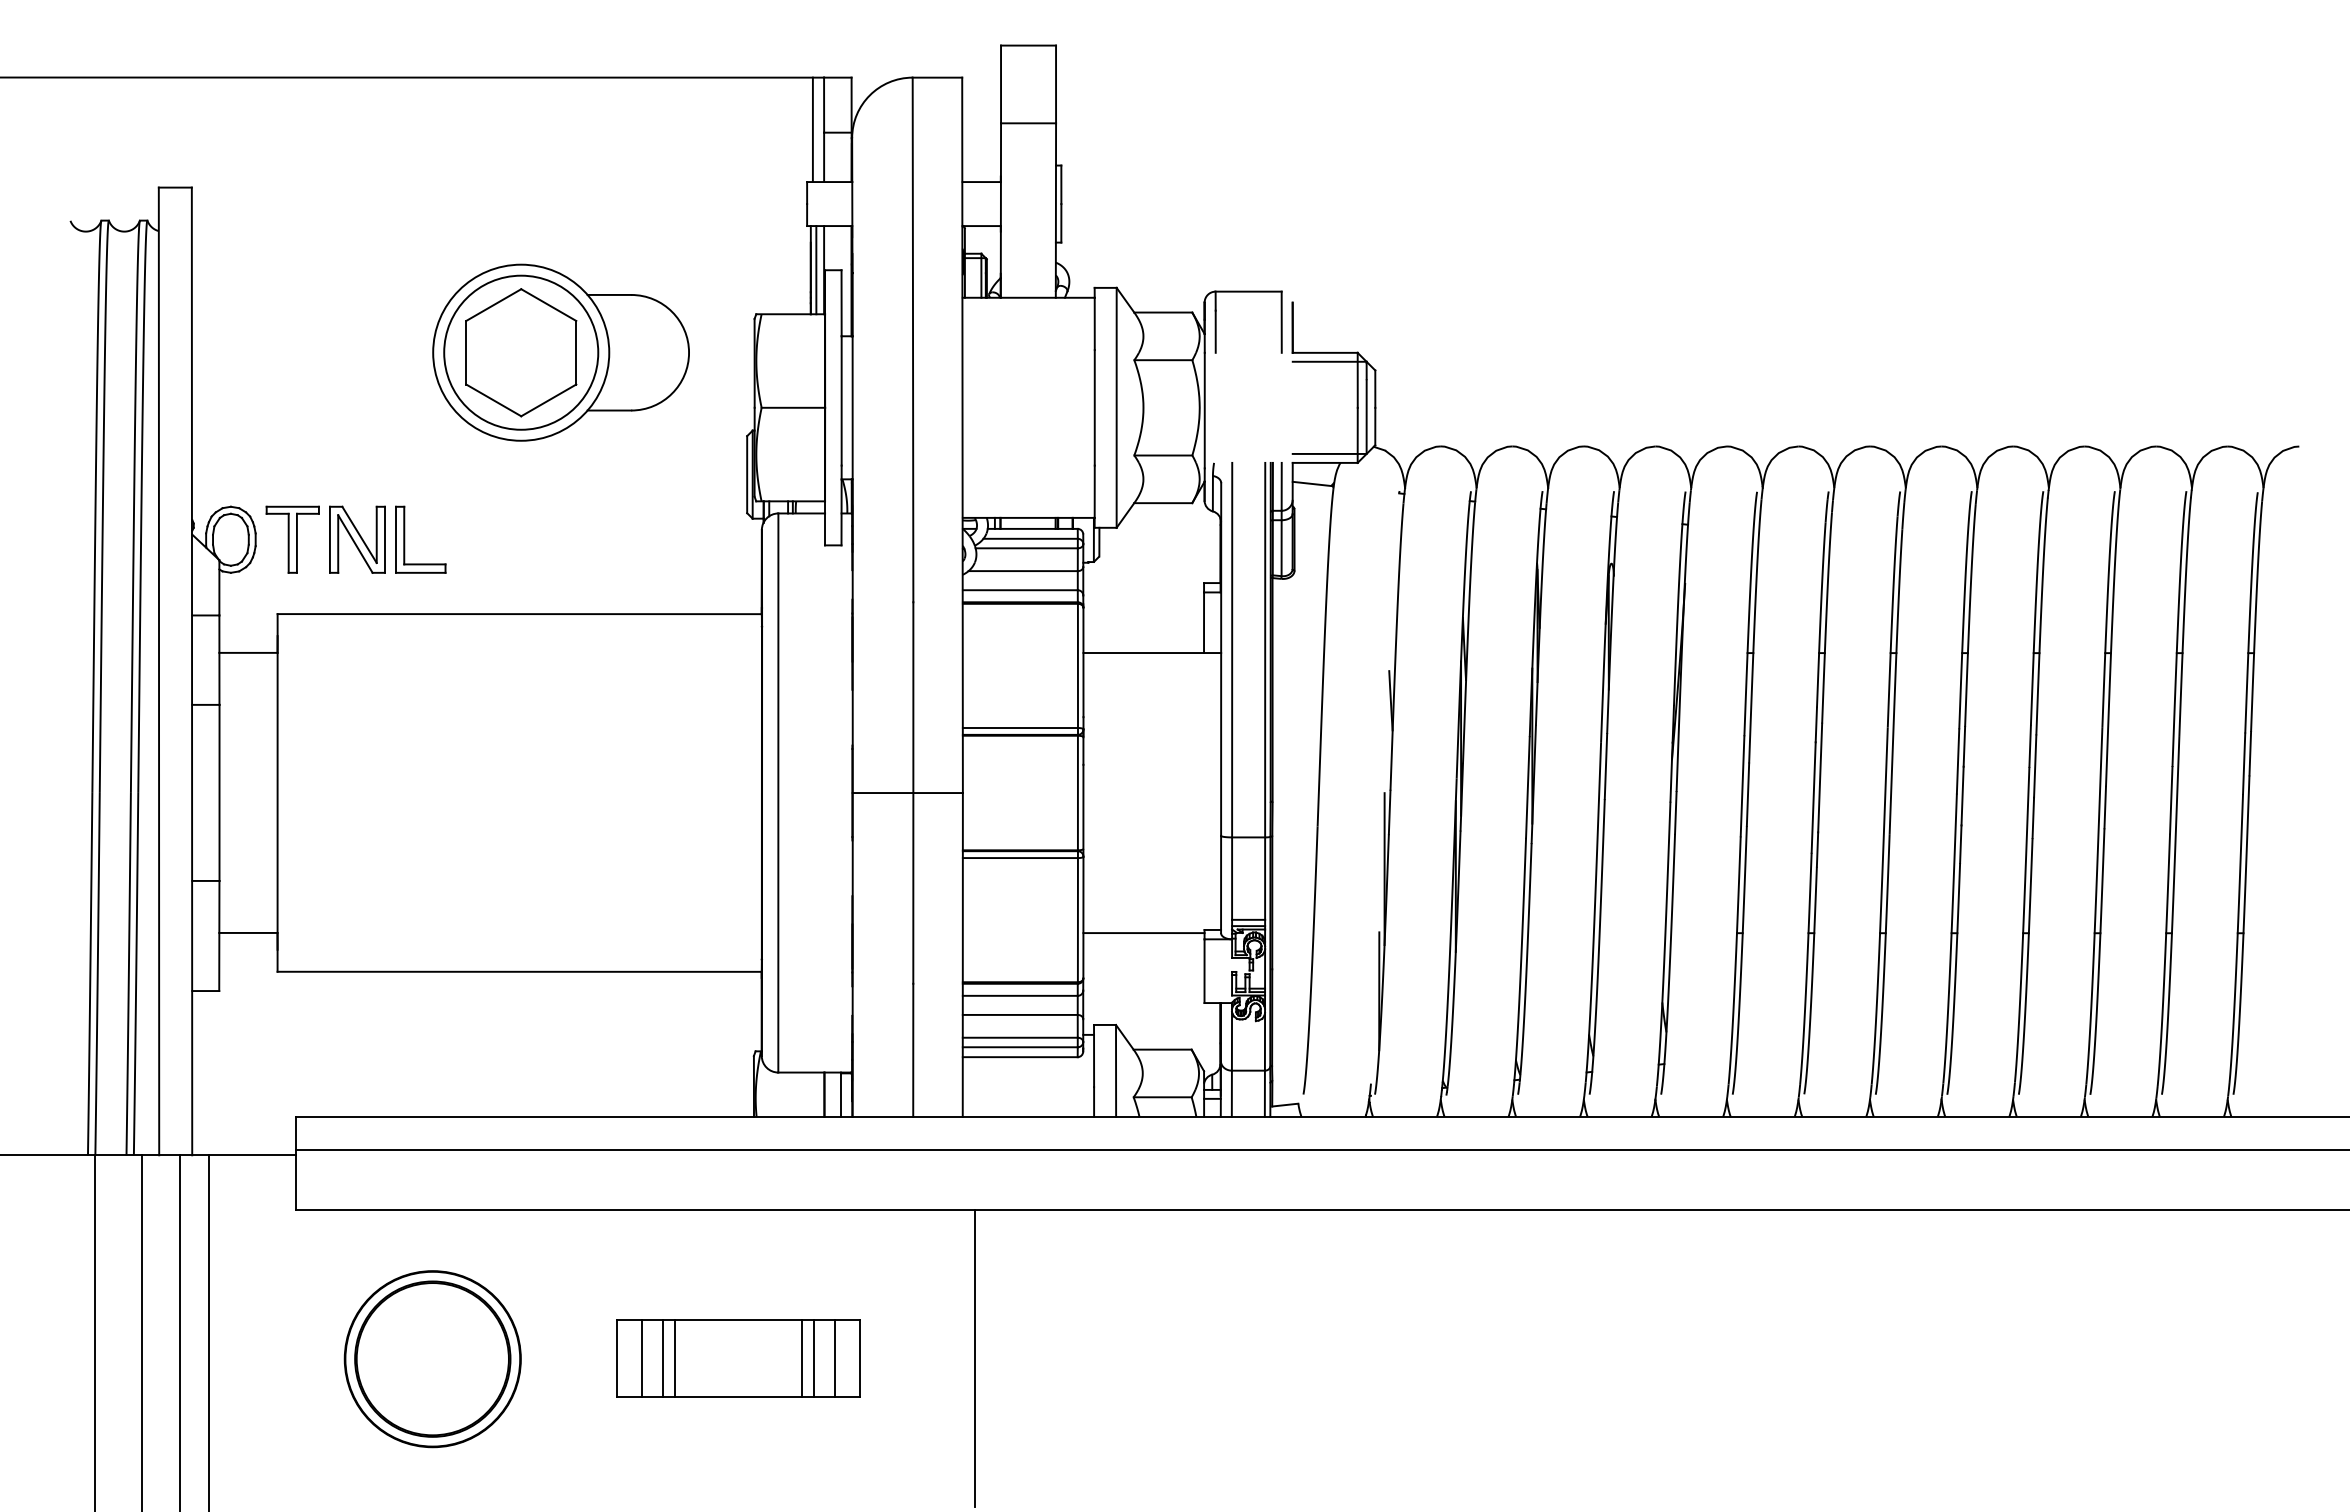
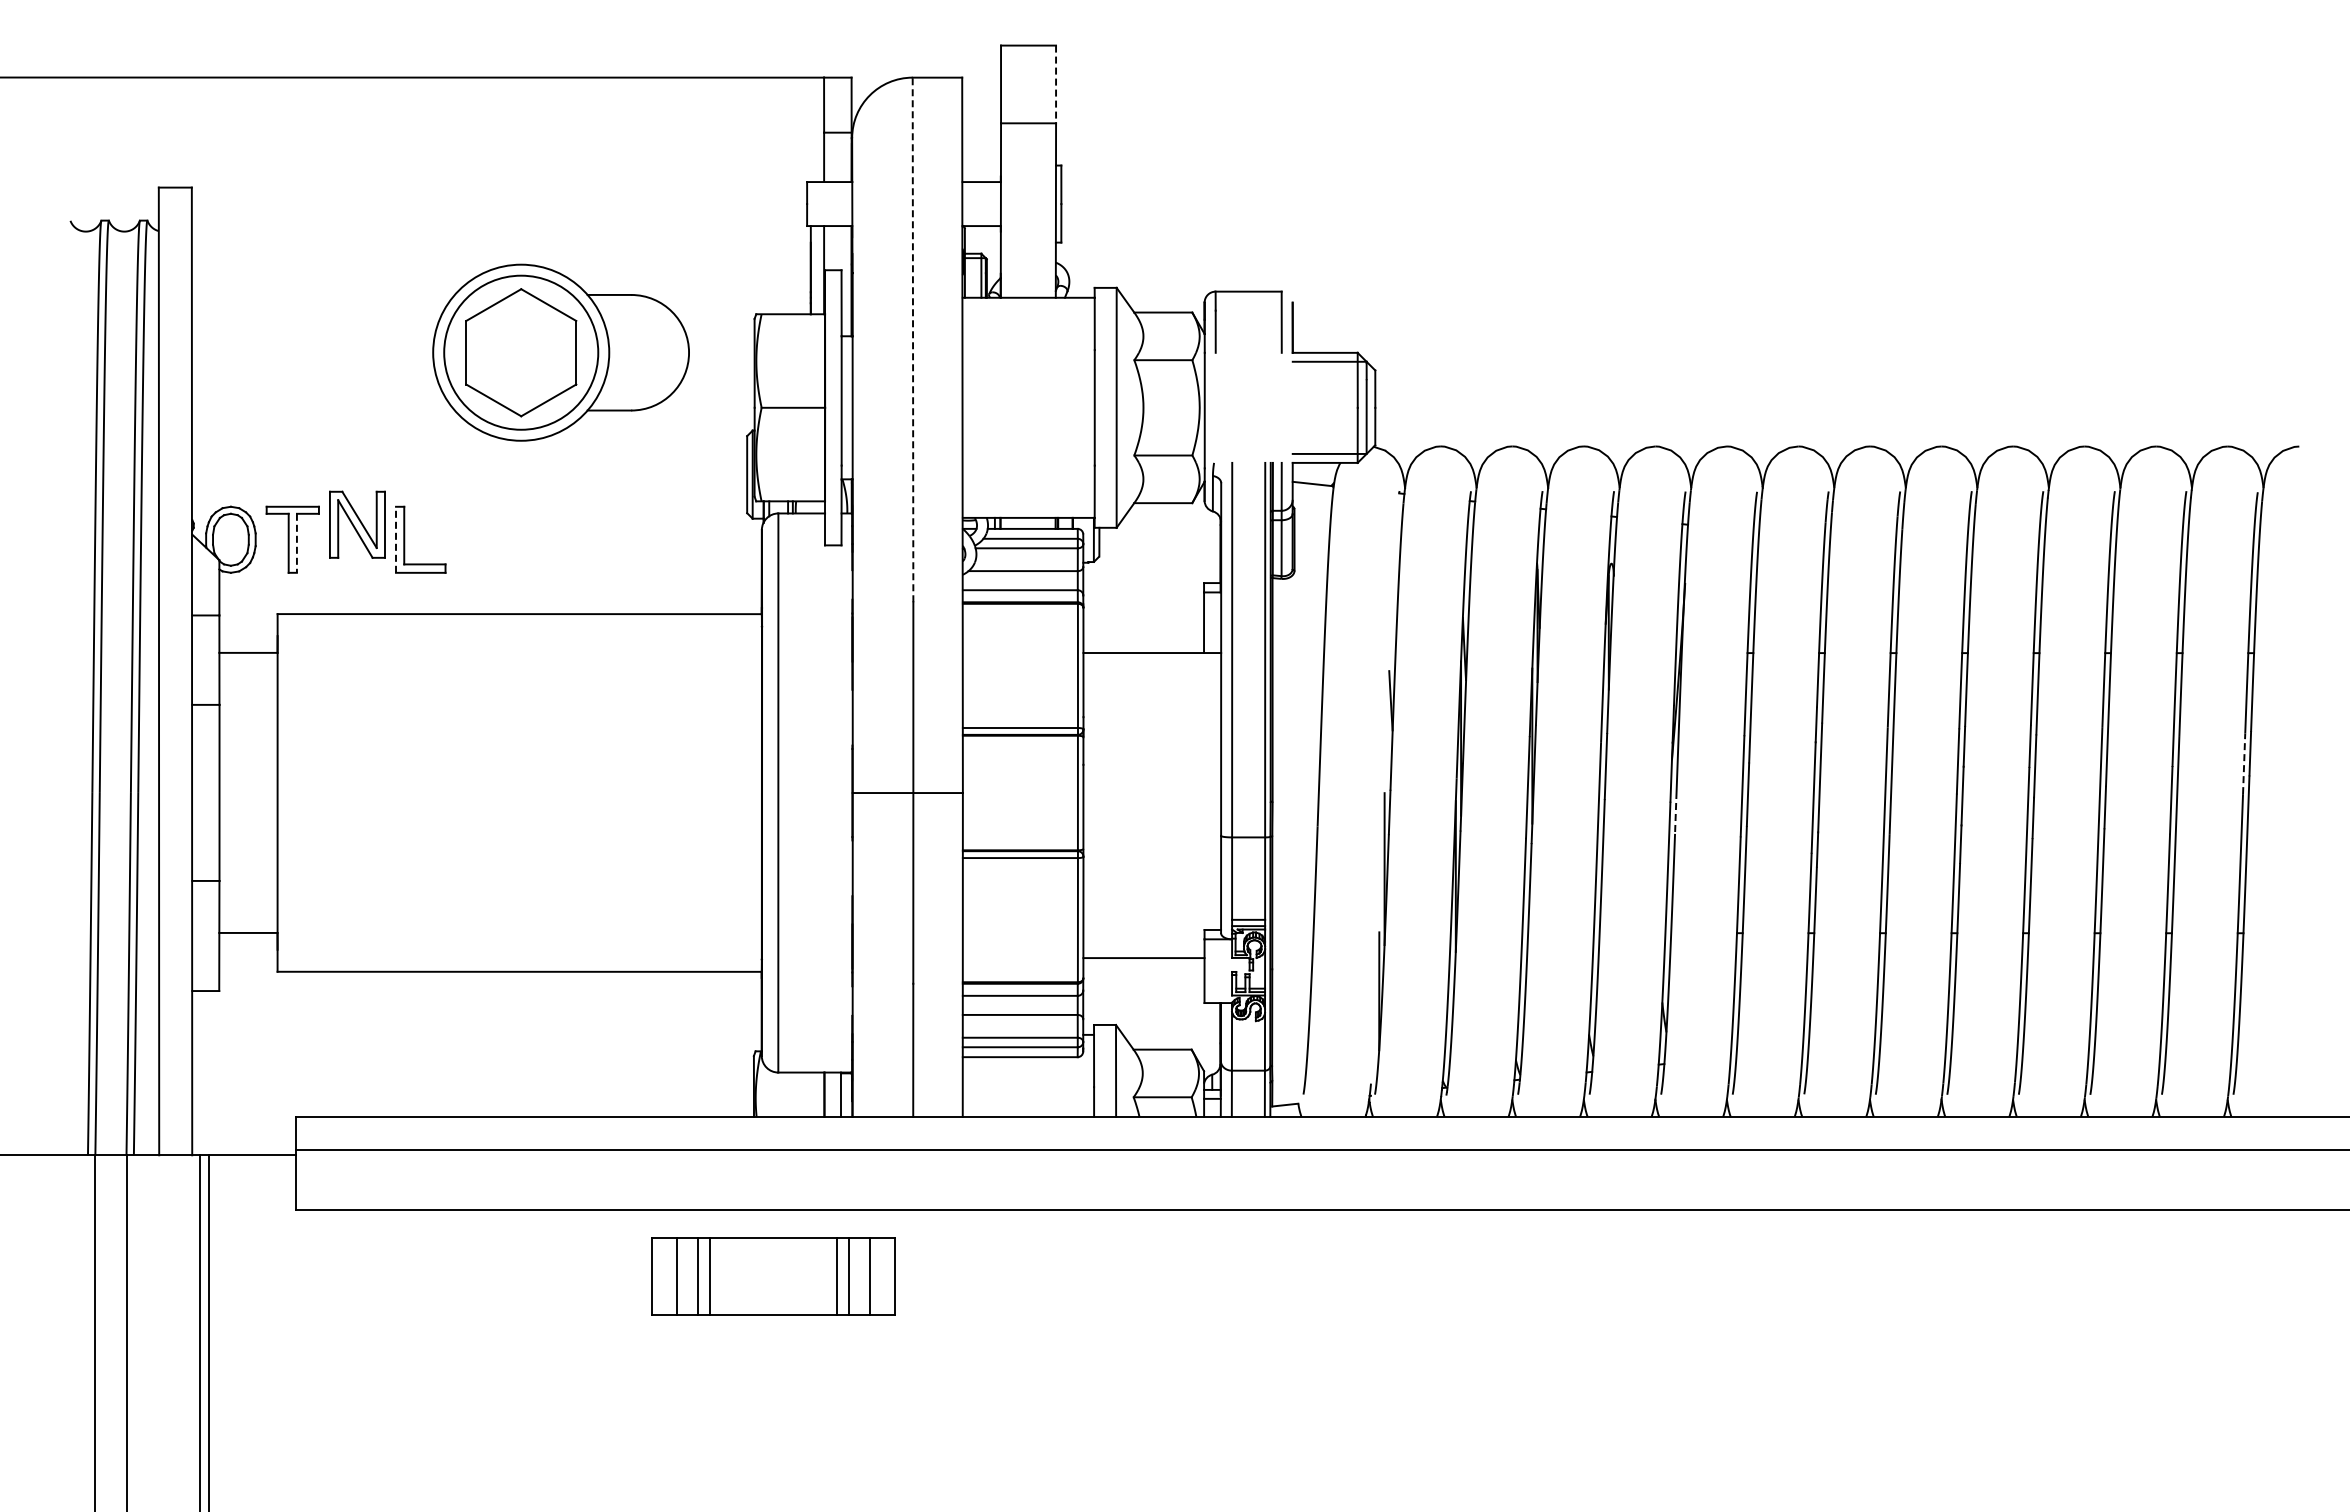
line: solid -> dashed (1056, 84)
line: present -> none (812, 129)
line: present -> none (816, 270)
line: solid -> dashed (913, 339)
part position: (357, 539) -> (357, 524) (357, 524)
line: solid -> dashed (396, 539)
line: solid -> dashed (296, 543)
line: solid -> dashed (2244, 763)
line: solid -> dashed (1675, 812)
line position: (1143, 933) -> (1143, 958) (1143, 958)
line position: (142, 1331) -> (127, 1331) (127, 1331)
line position: (180, 1331) -> (200, 1331) (200, 1331)
part position: (738, 1358) -> (773, 1276) (773, 1276)
line: present -> none (975, 1358)
part: present -> none (432, 1359)
